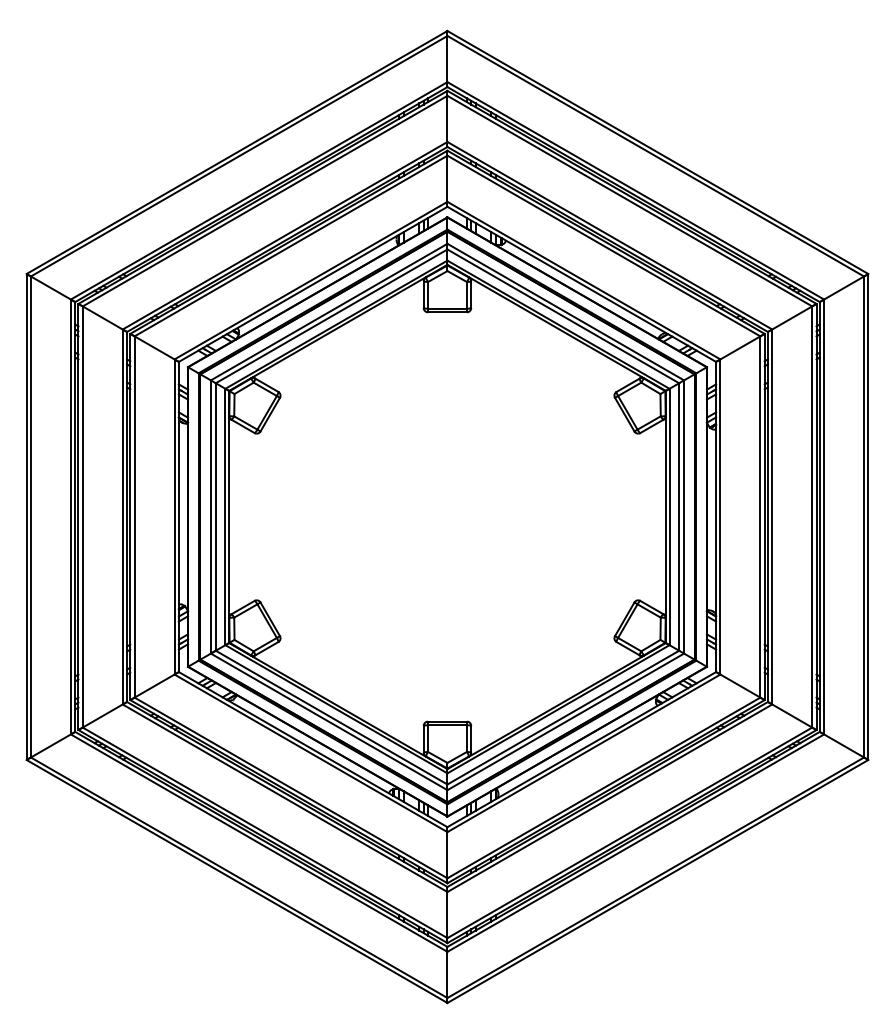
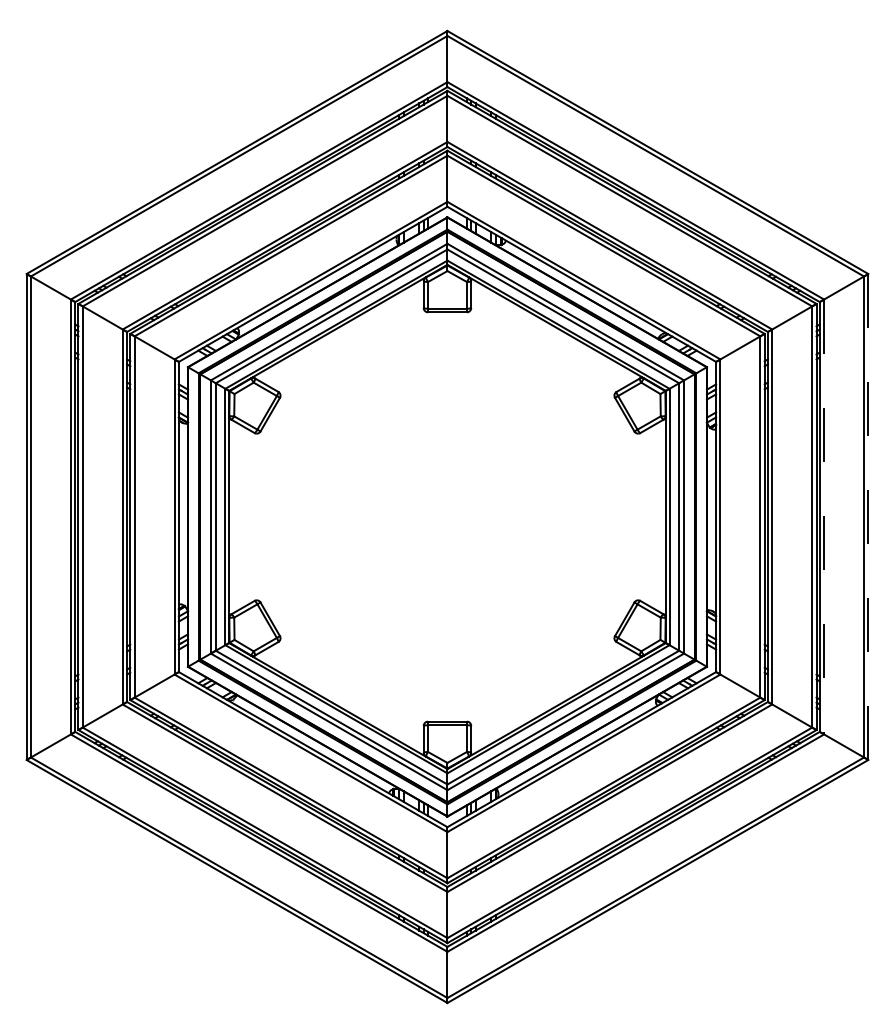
line: solid -> dashed (824, 517)
line: solid -> dashed (868, 517)
